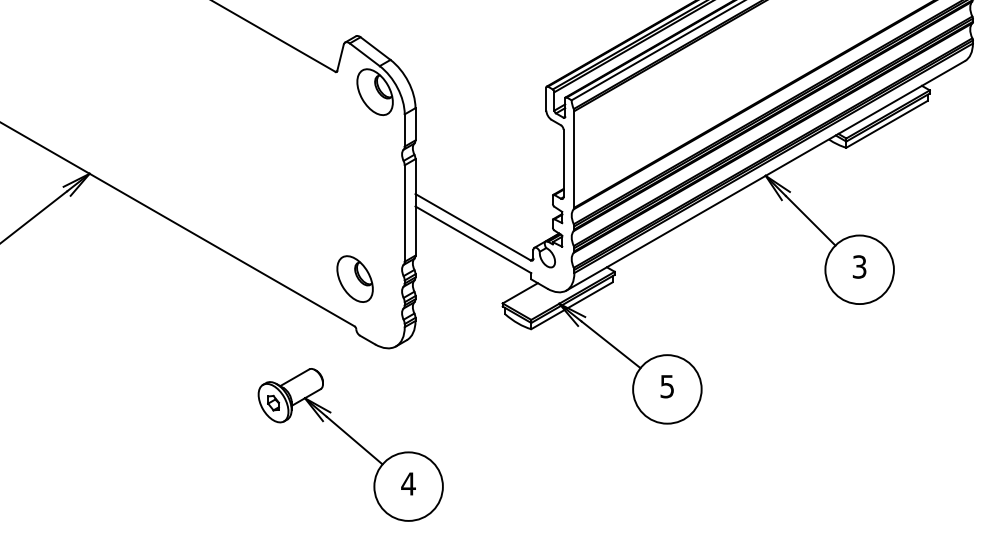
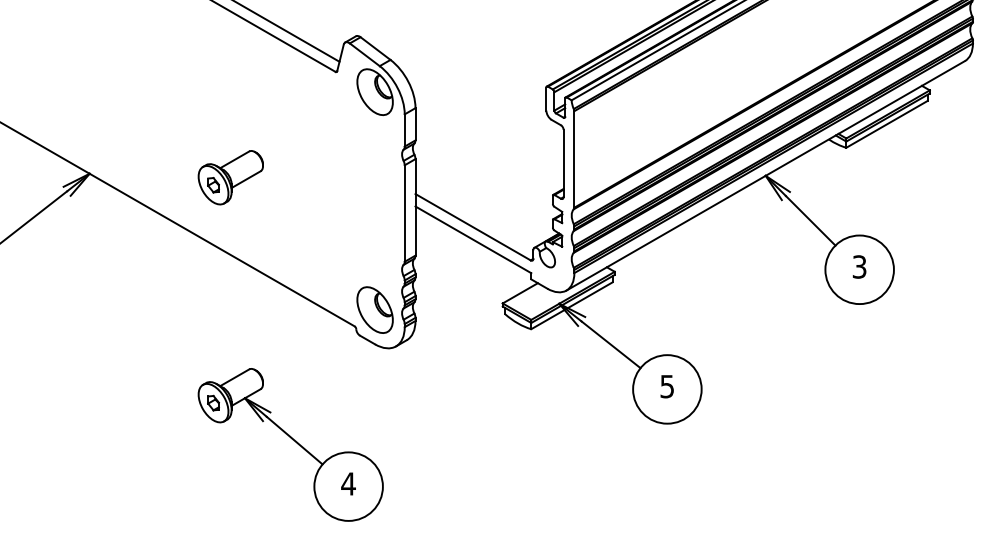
line: none -> present (287, 31)
part: none -> present (230, 177)
part position: (354, 278) -> (374, 309) (374, 309)
part position: (350, 444) -> (290, 444) (290, 444)
